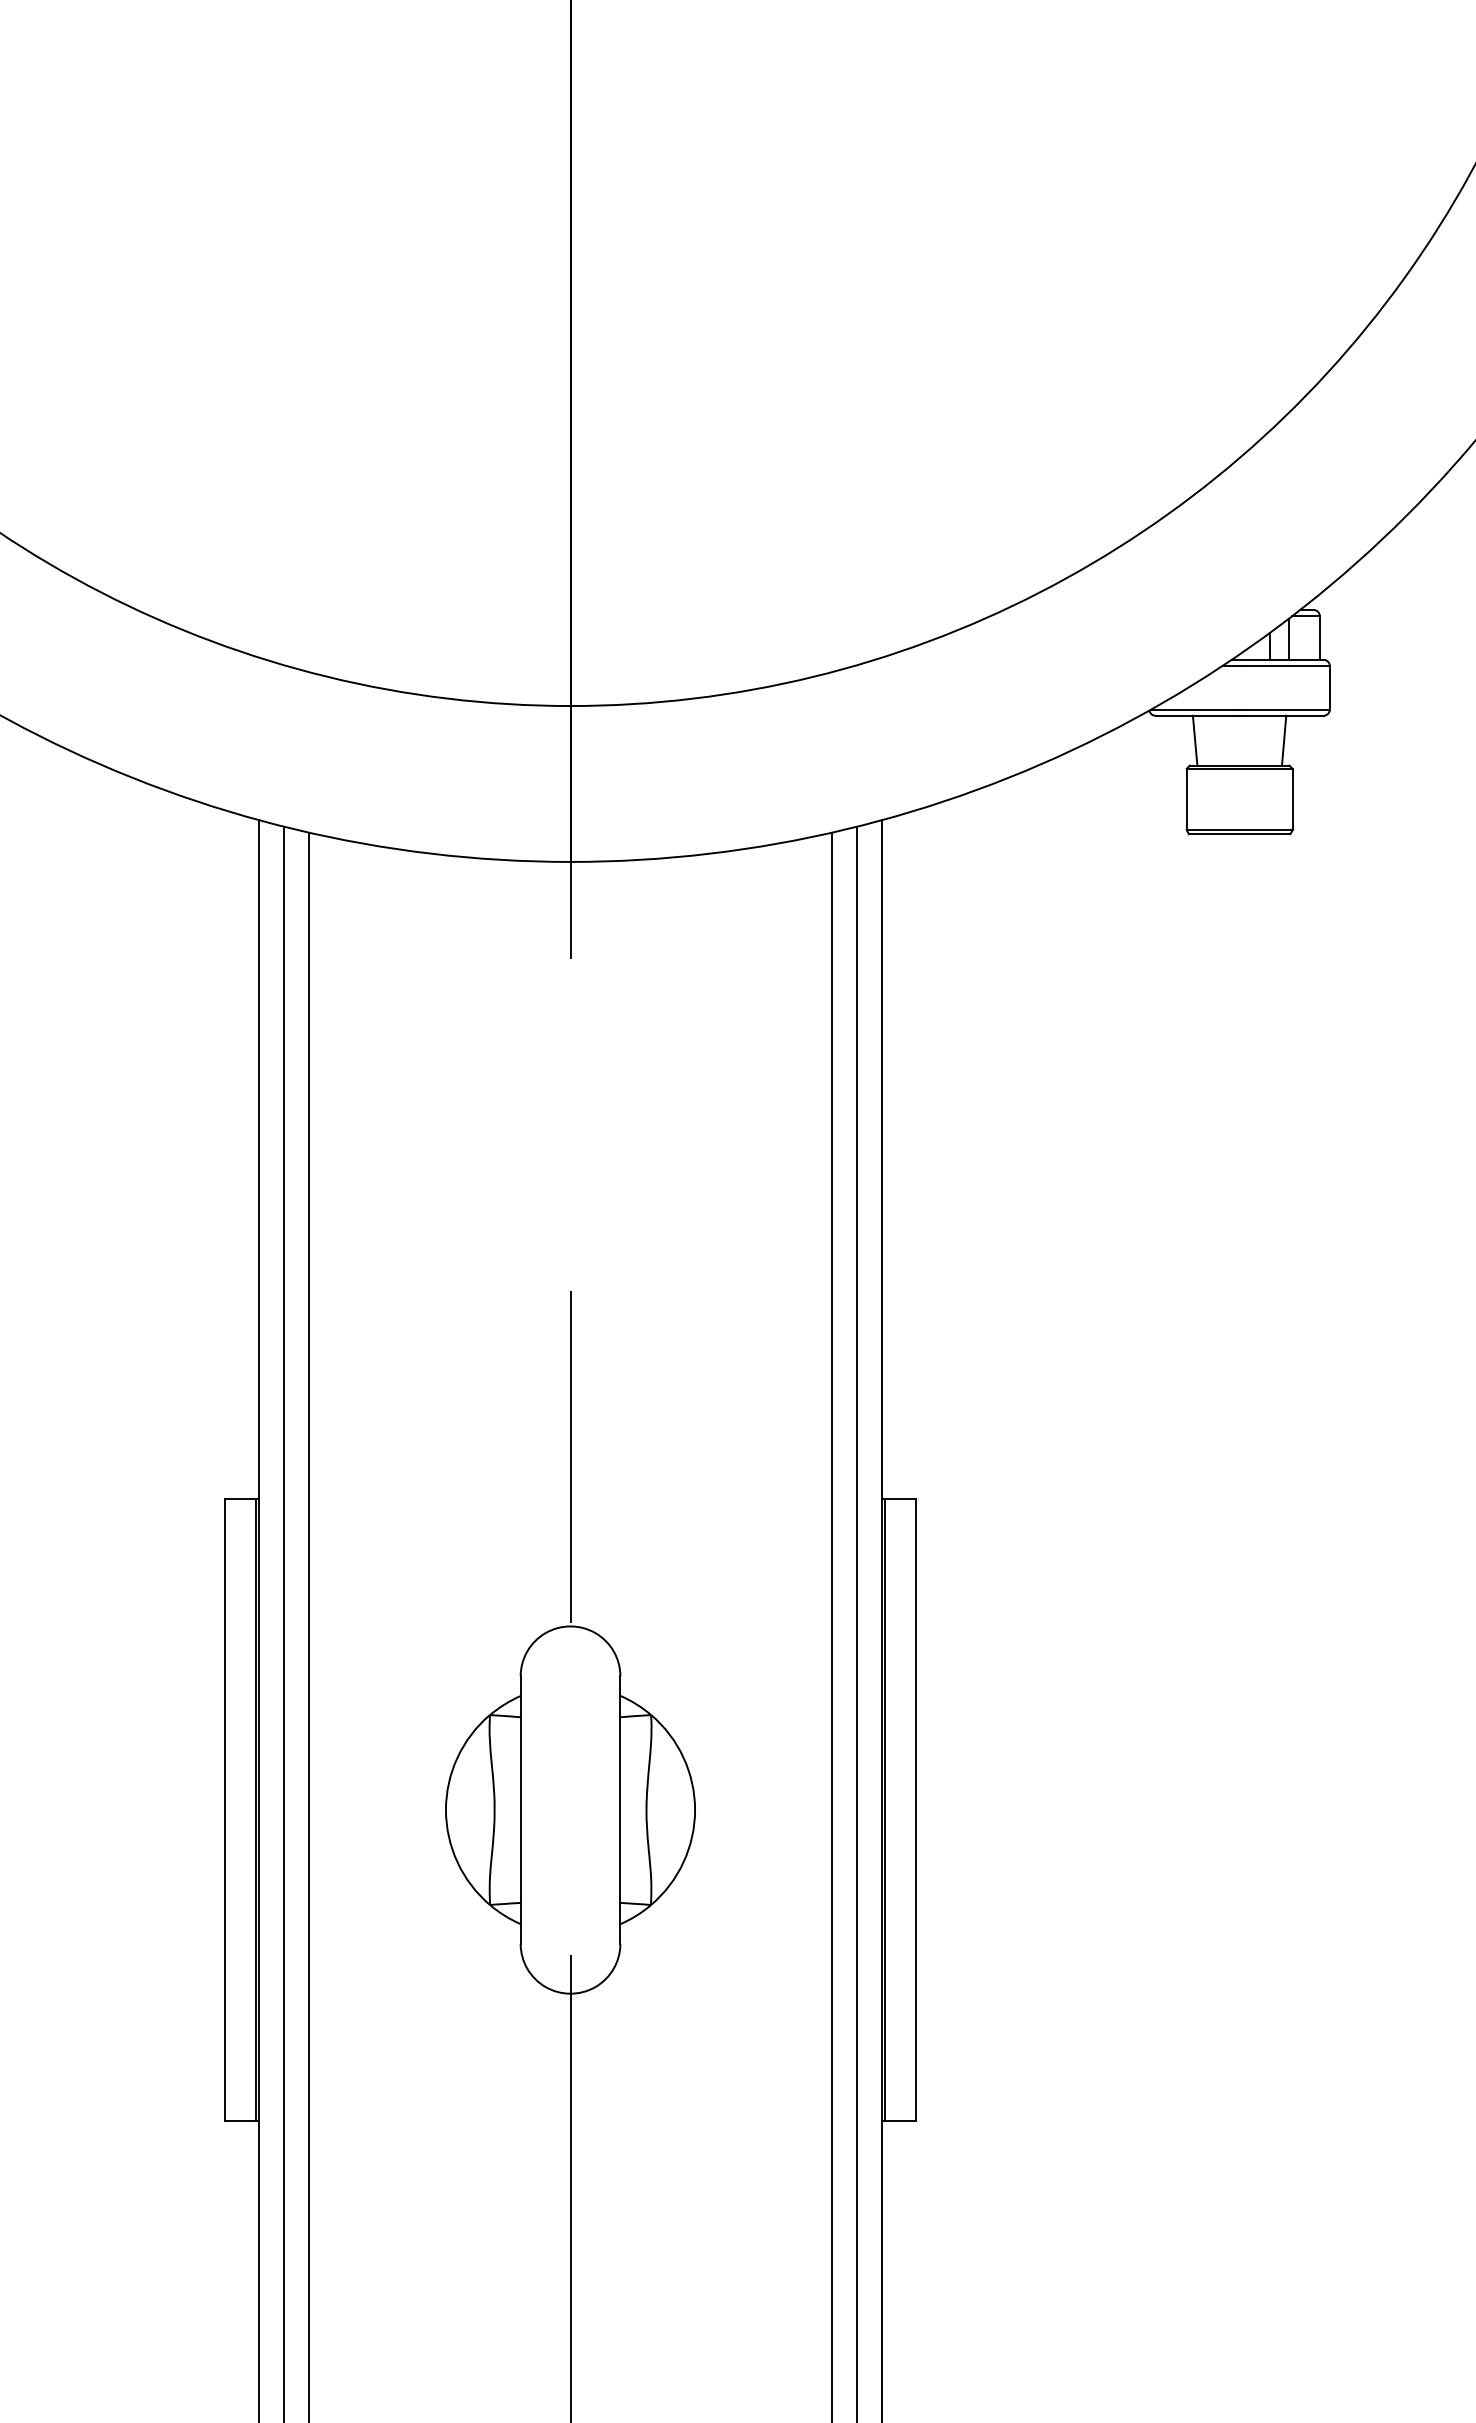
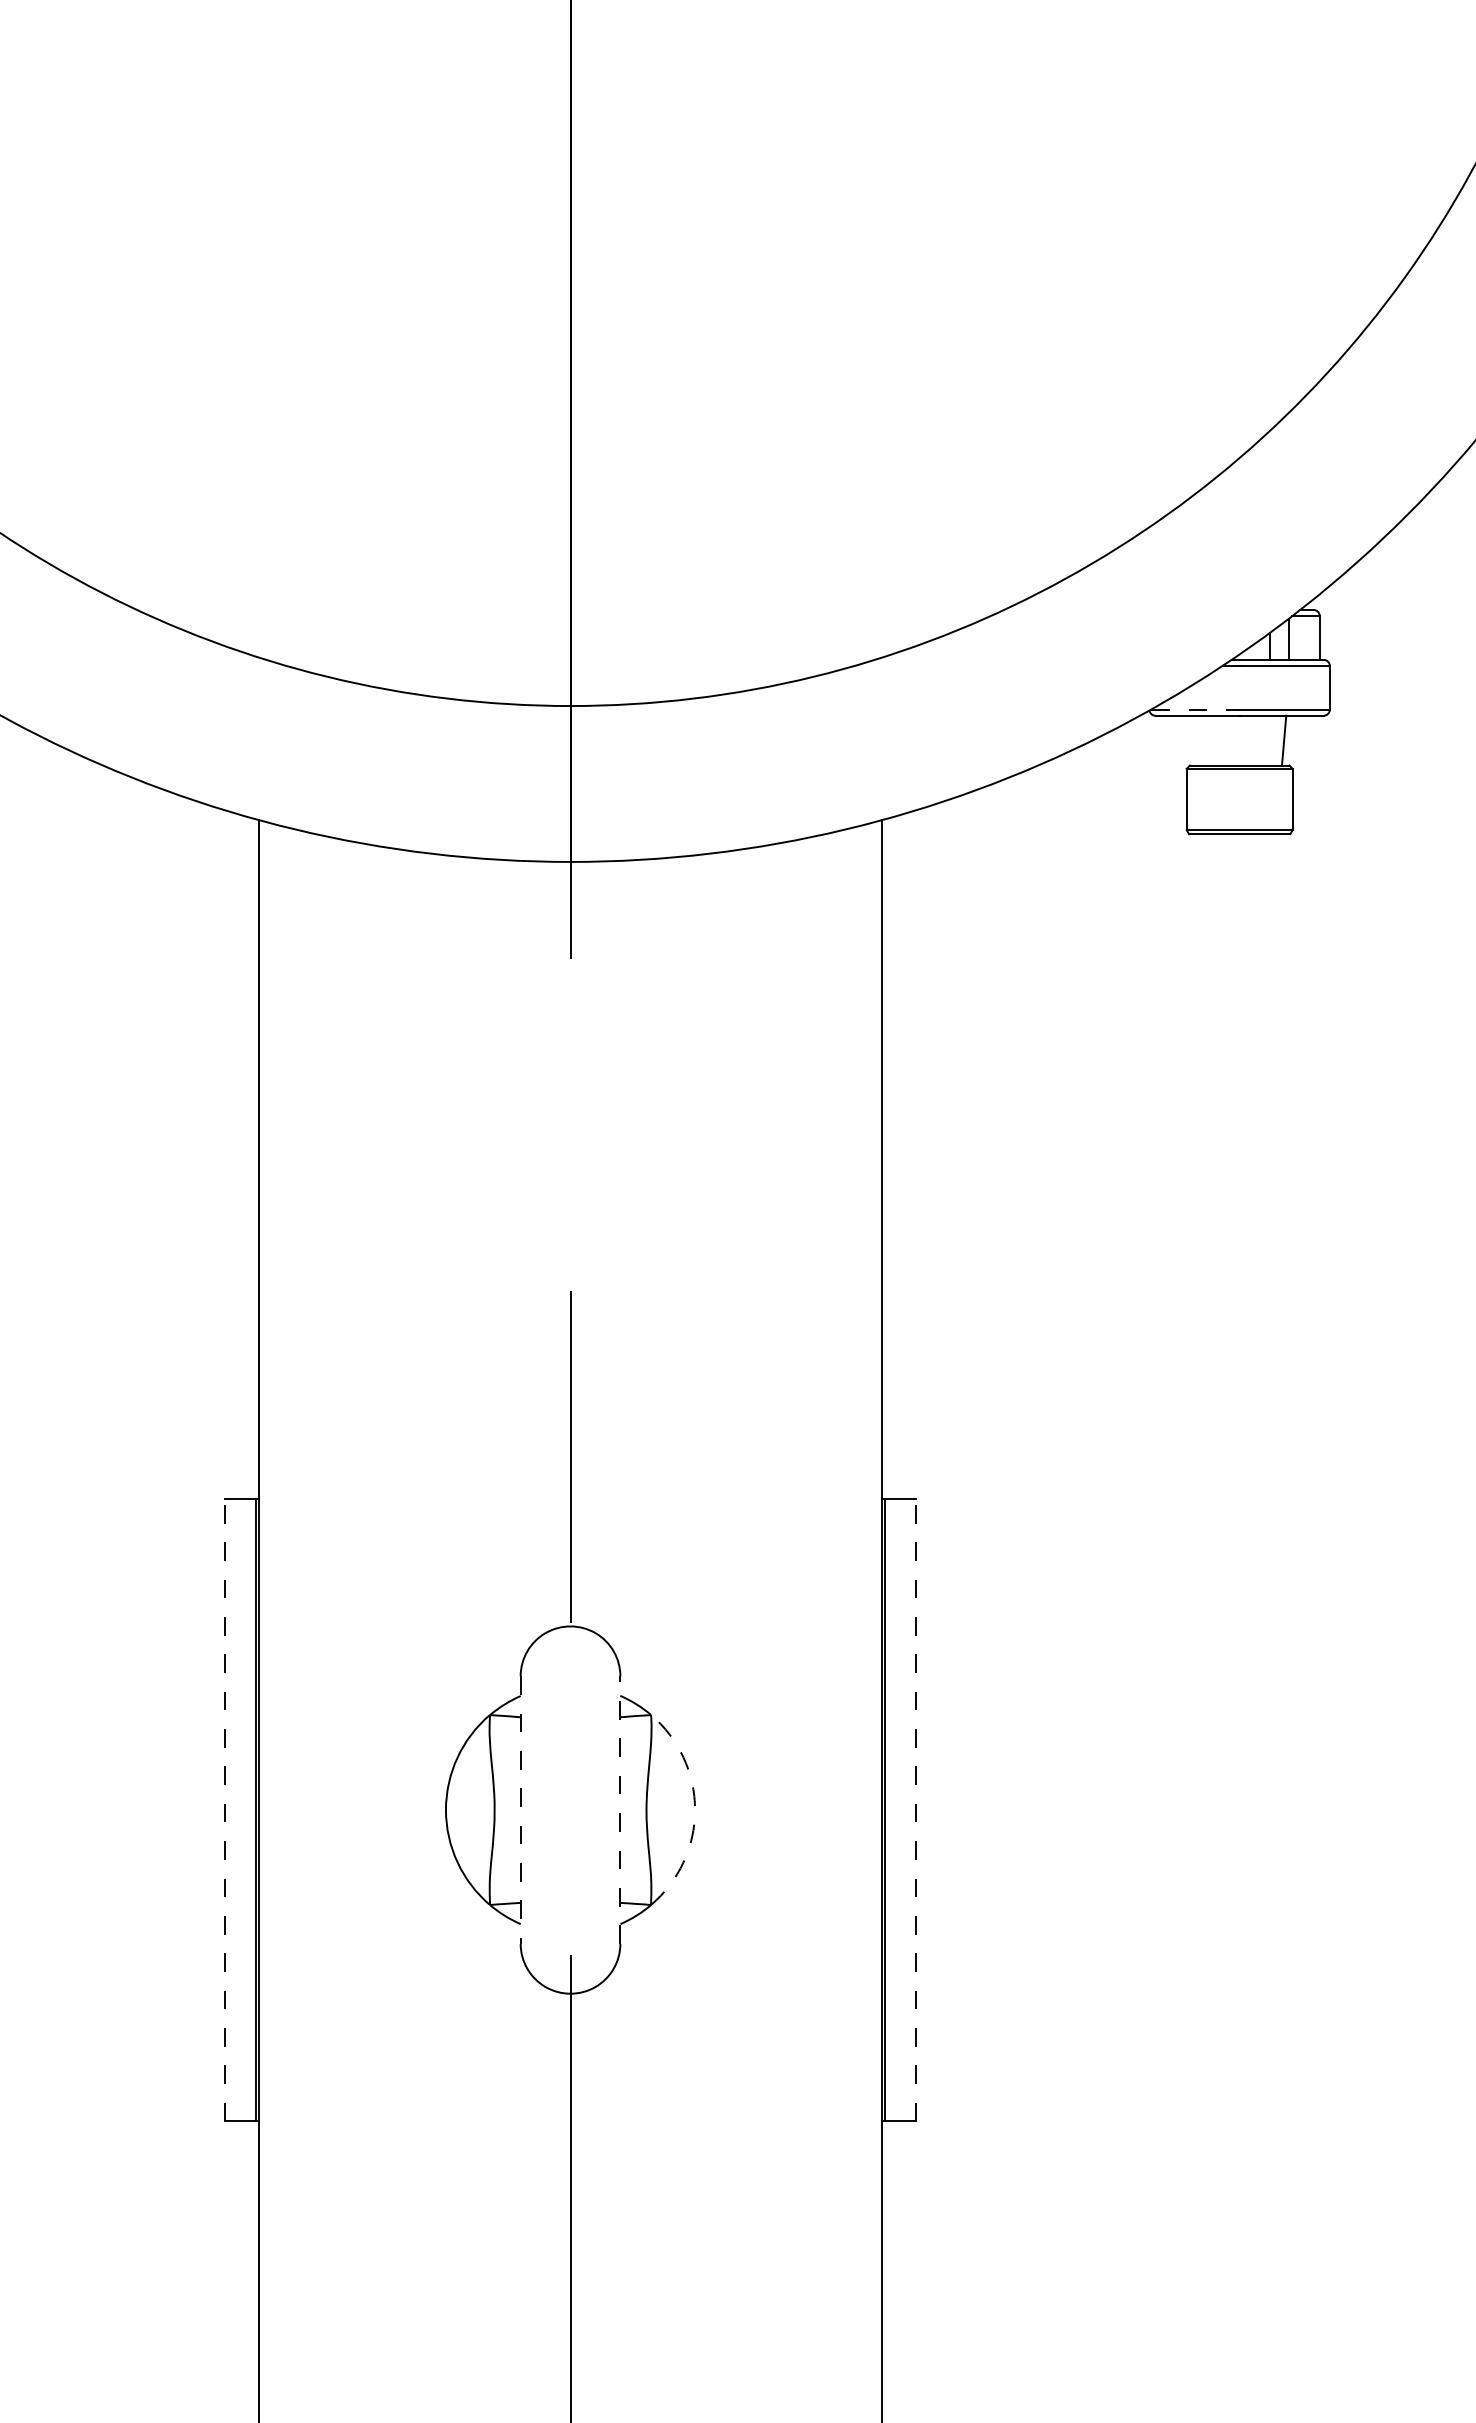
line: solid -> dashed (1196, 709)
line: present -> none (1194, 740)
line: present -> none (284, 1622)
line: present -> none (856, 1622)
line: present -> none (309, 1625)
line: present -> none (831, 1625)
line: solid -> dashed (225, 1809)
arc: solid -> dashed (695, 1809)
line: solid -> dashed (915, 1809)
line: solid -> dashed (520, 1810)
line: solid -> dashed (620, 1810)
